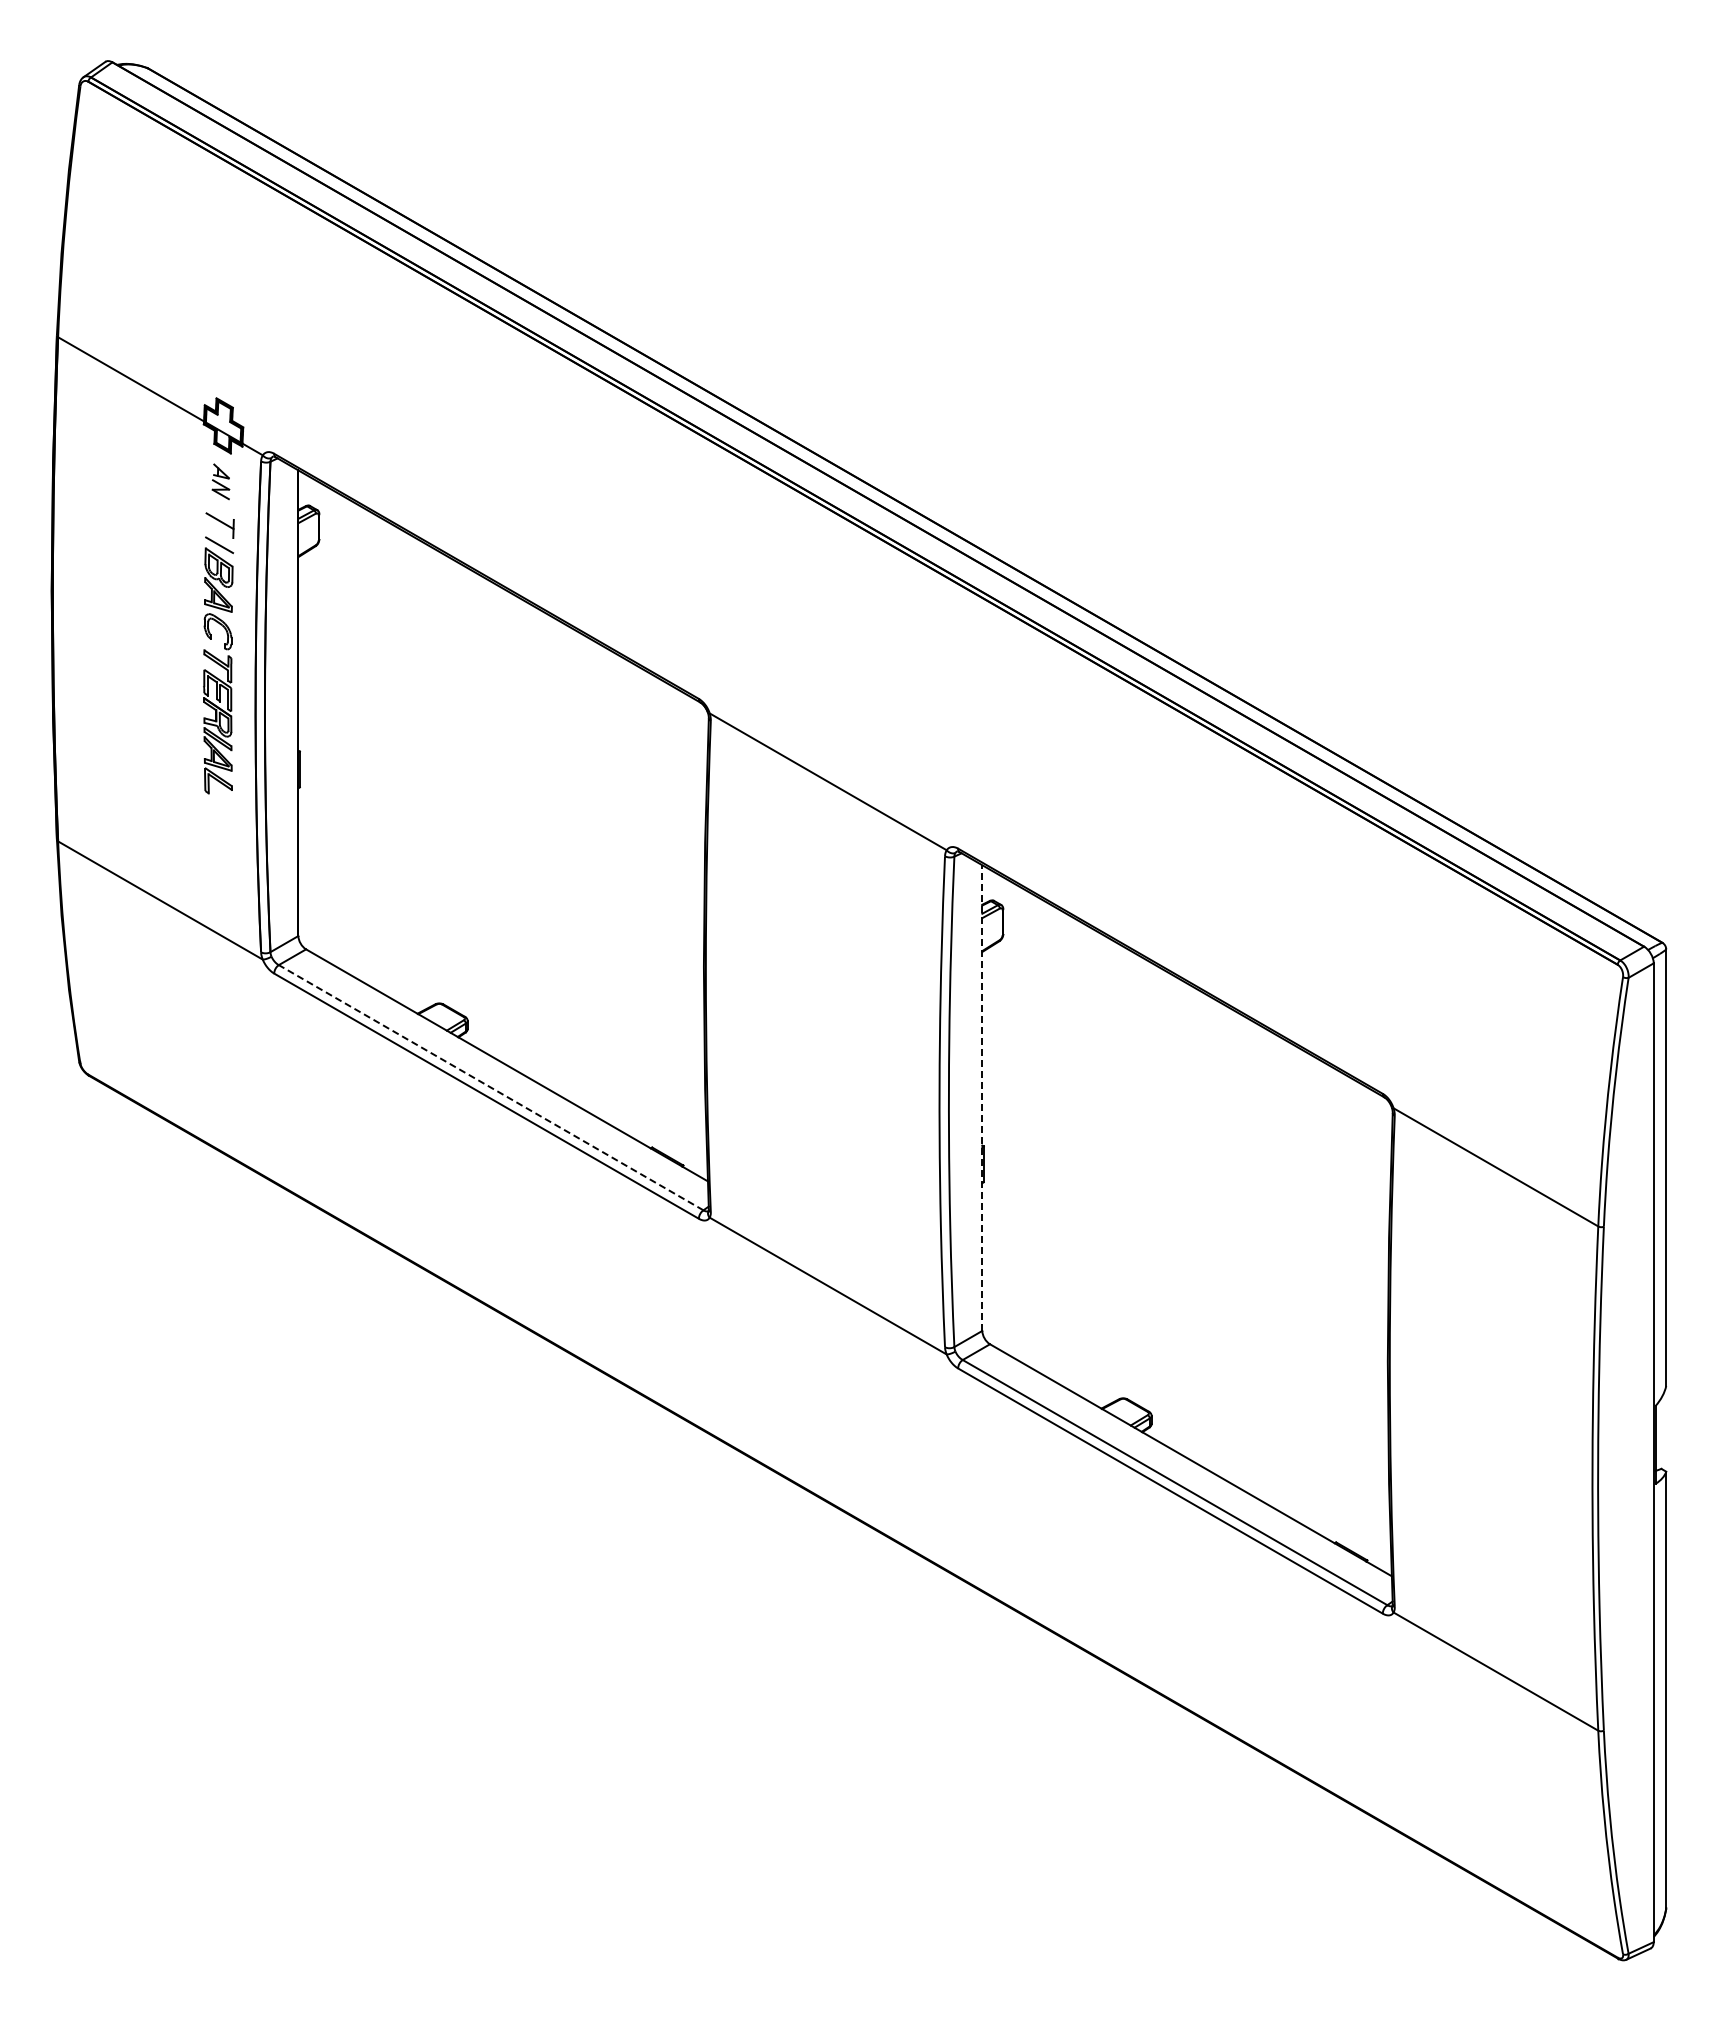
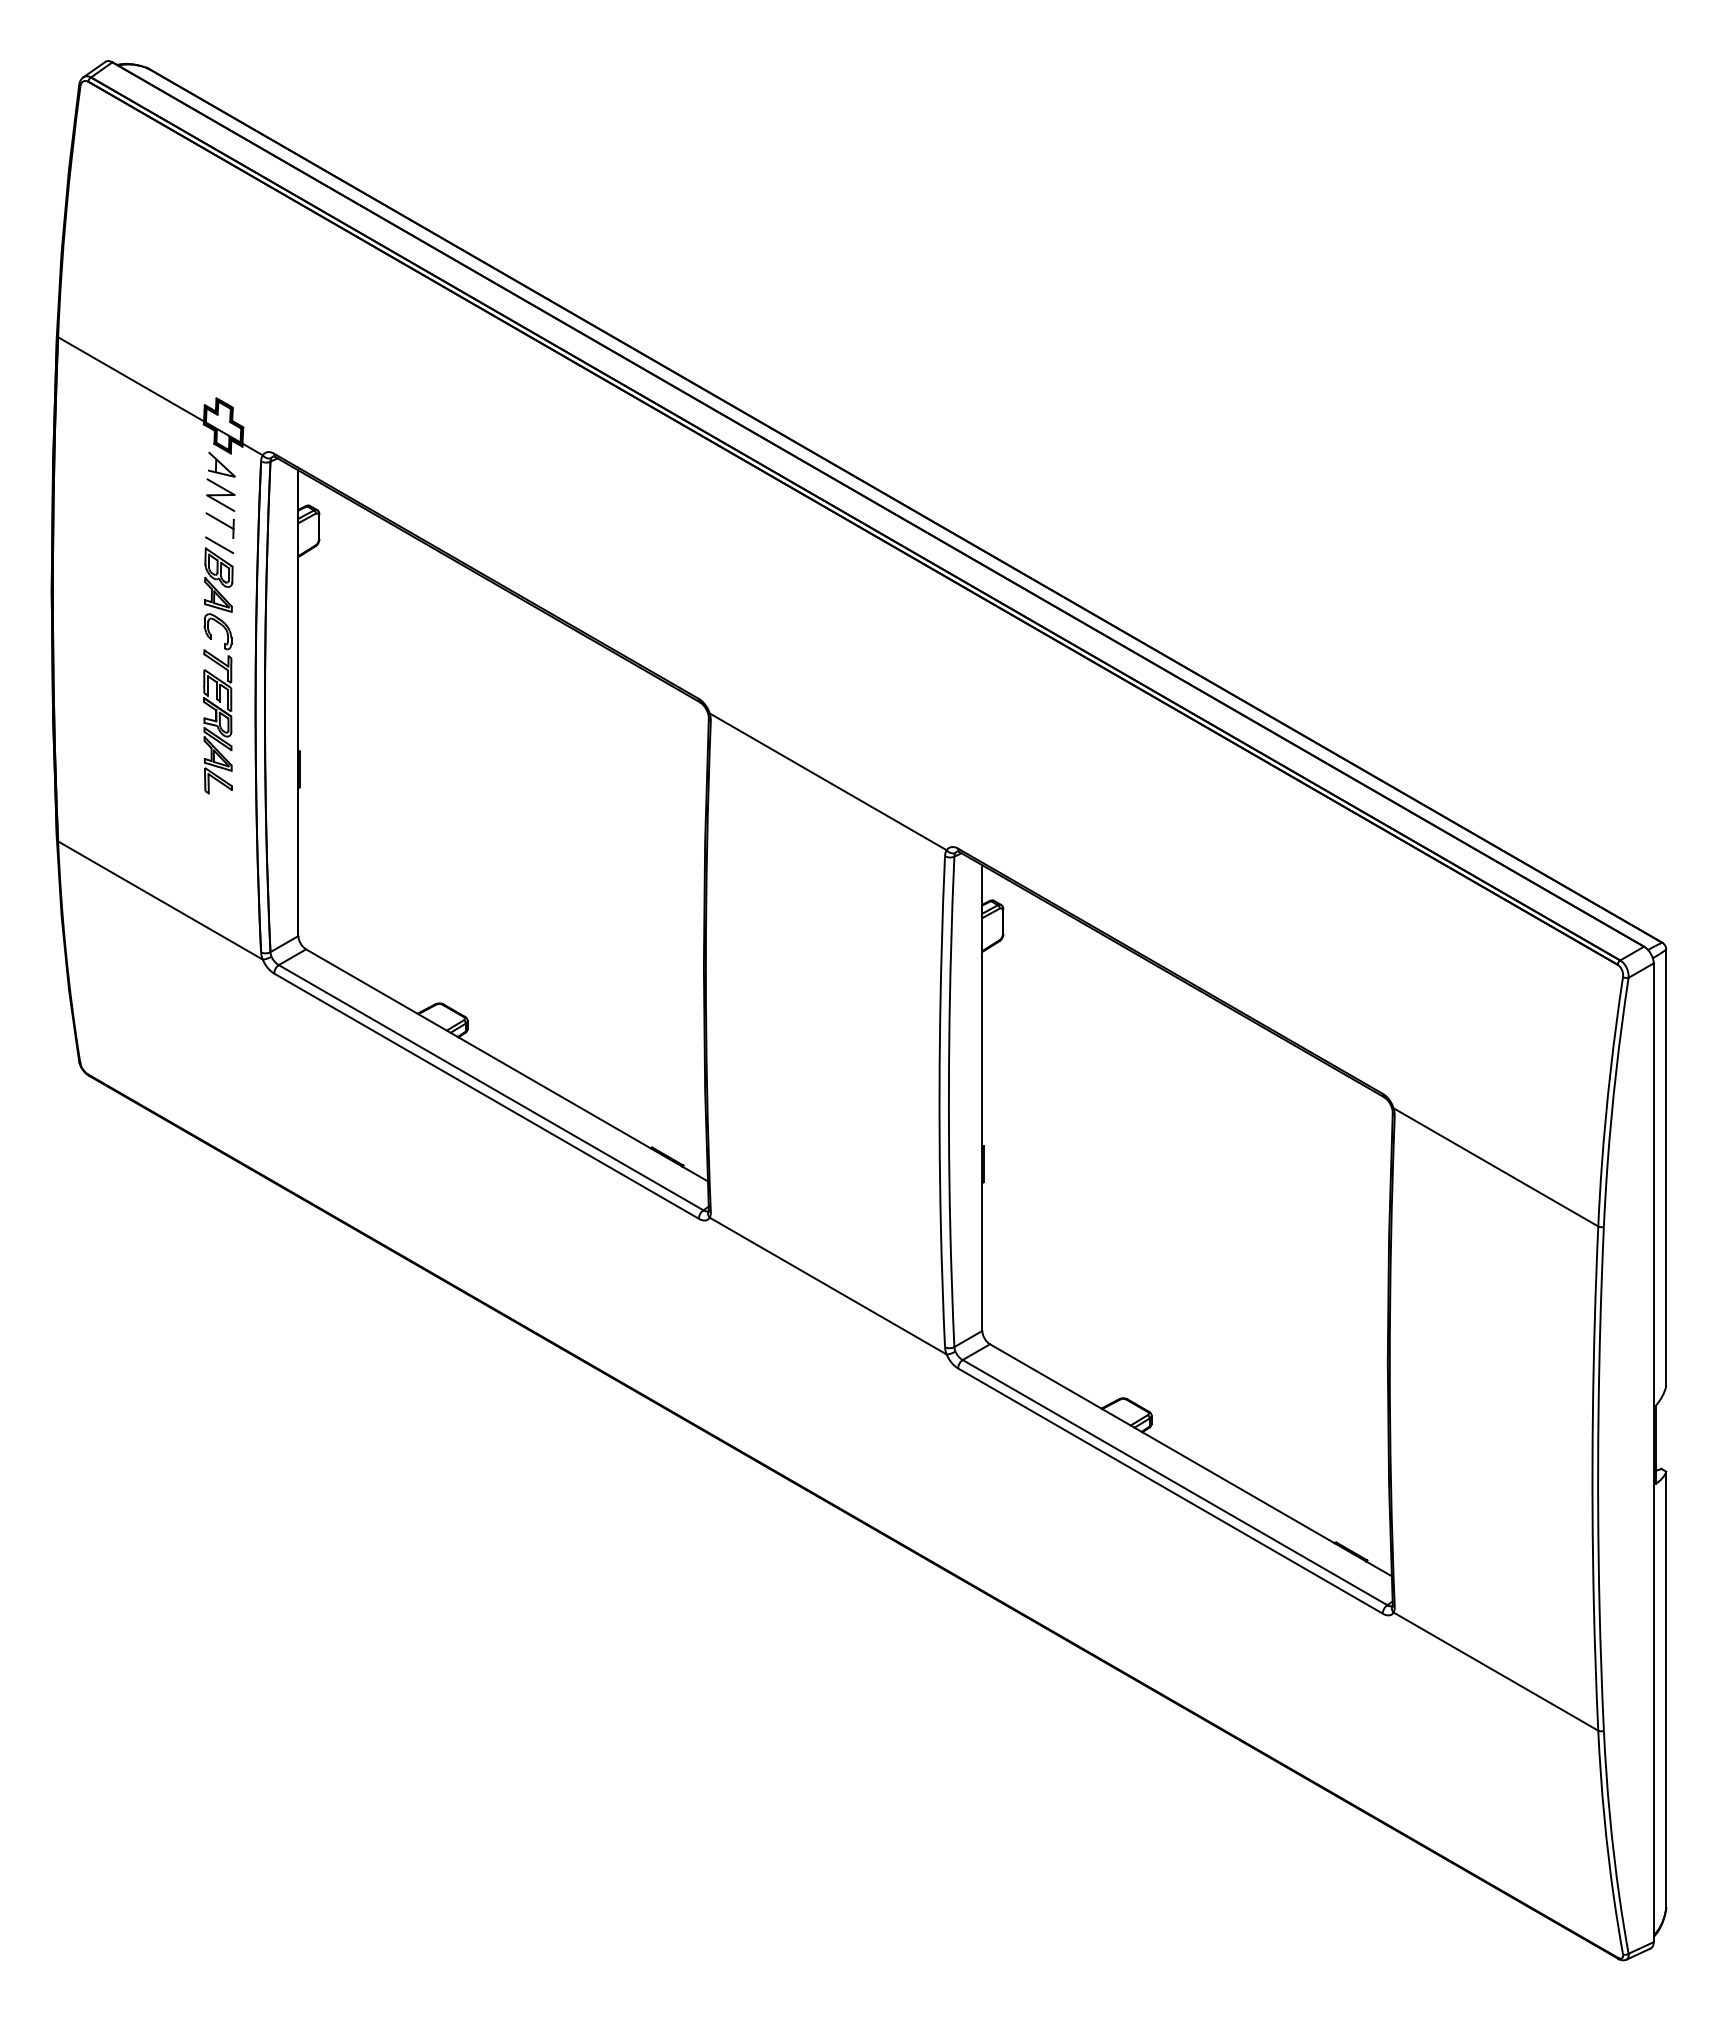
part size: 20x38 px -> 30x61 px (220, 481)
line: dashed -> solid (490, 1087)
line: dashed -> solid (982, 1098)
